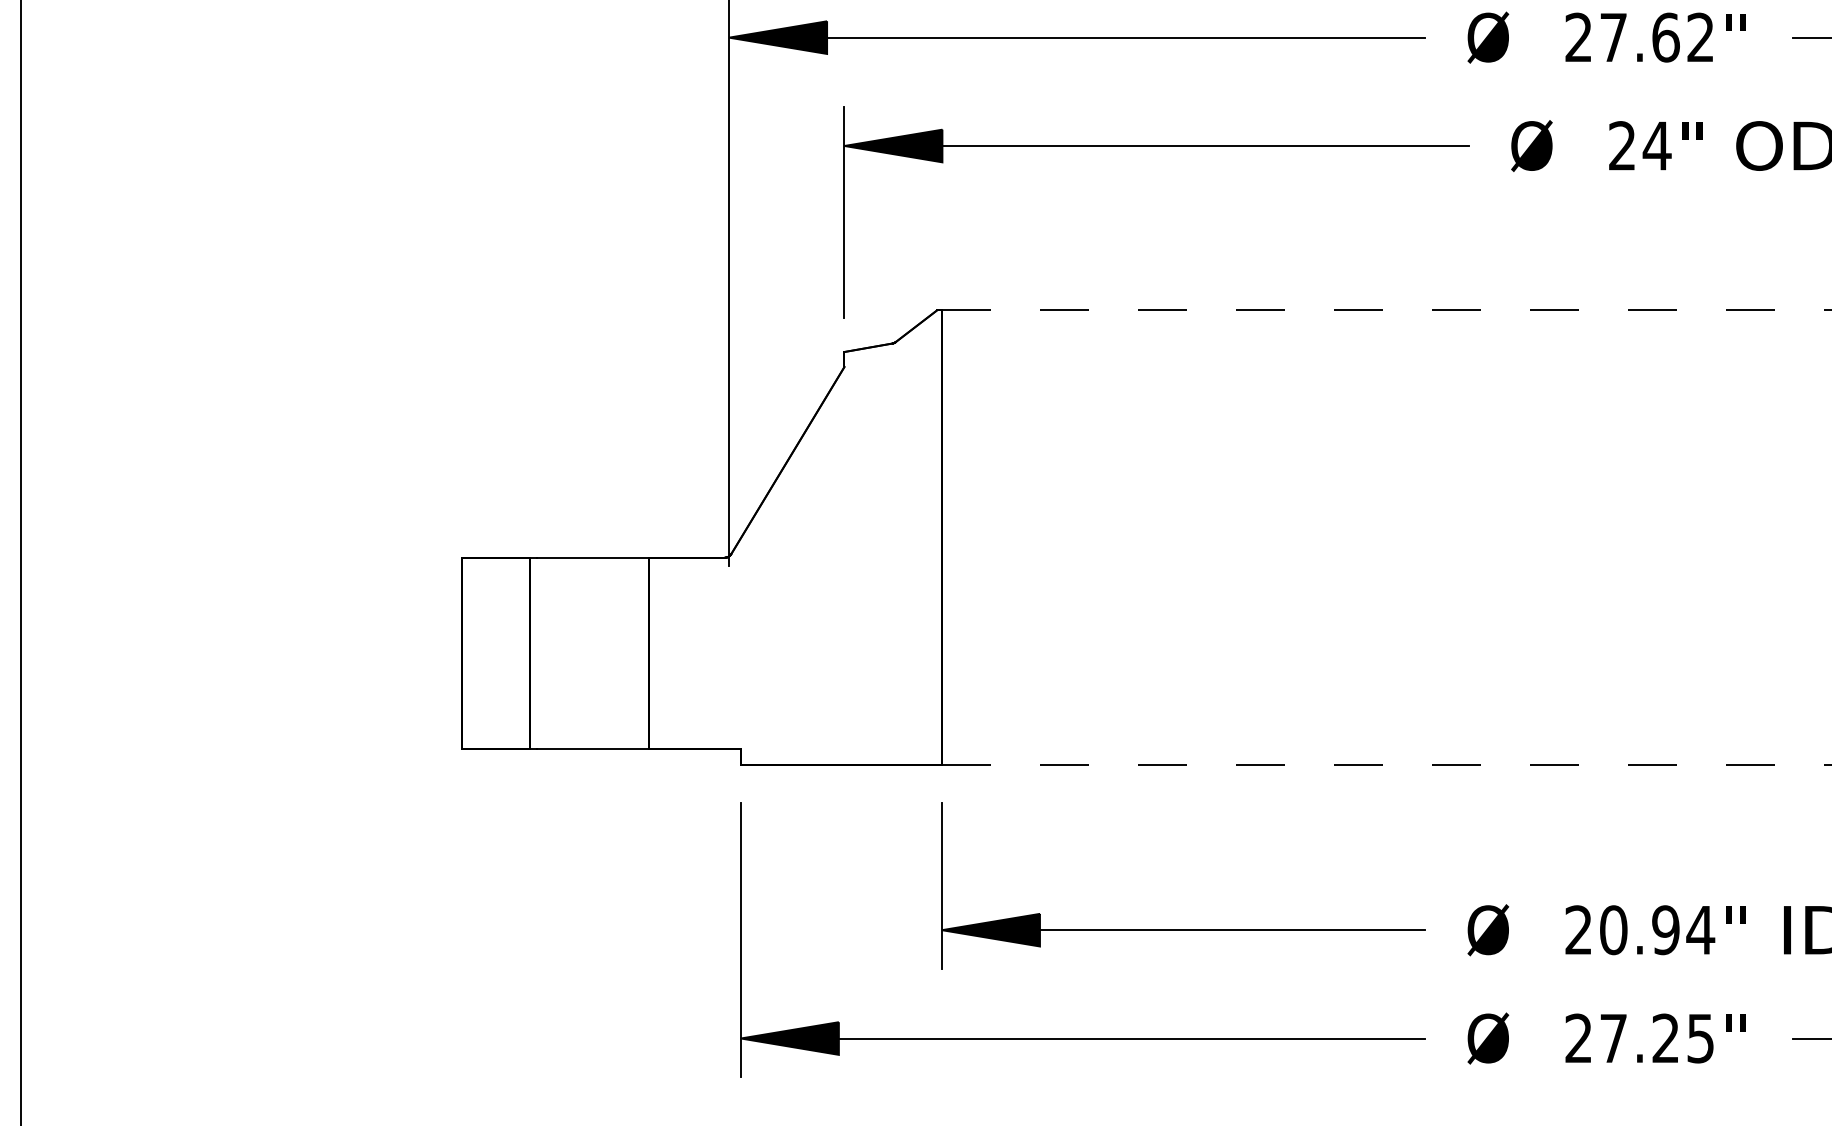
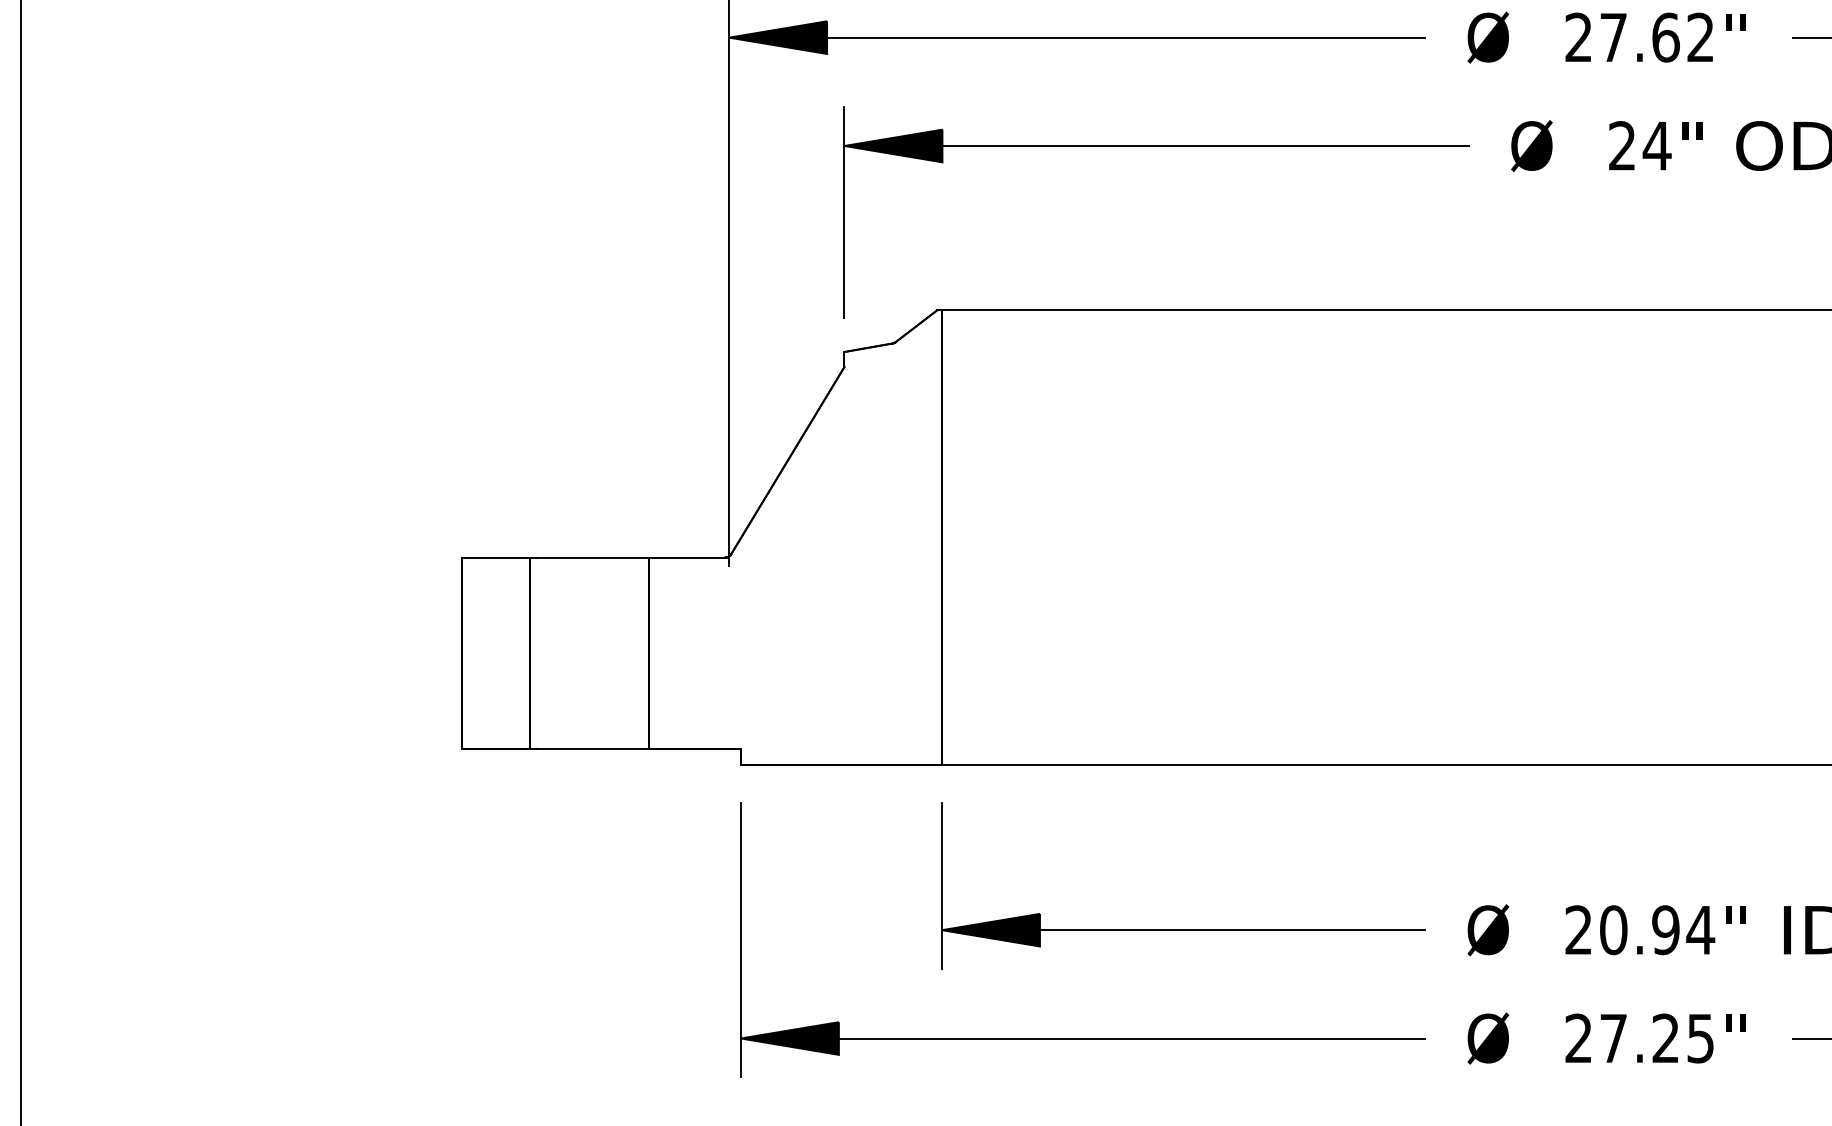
line: dashed -> solid (1386, 310)
line: dashed -> solid (1386, 764)
